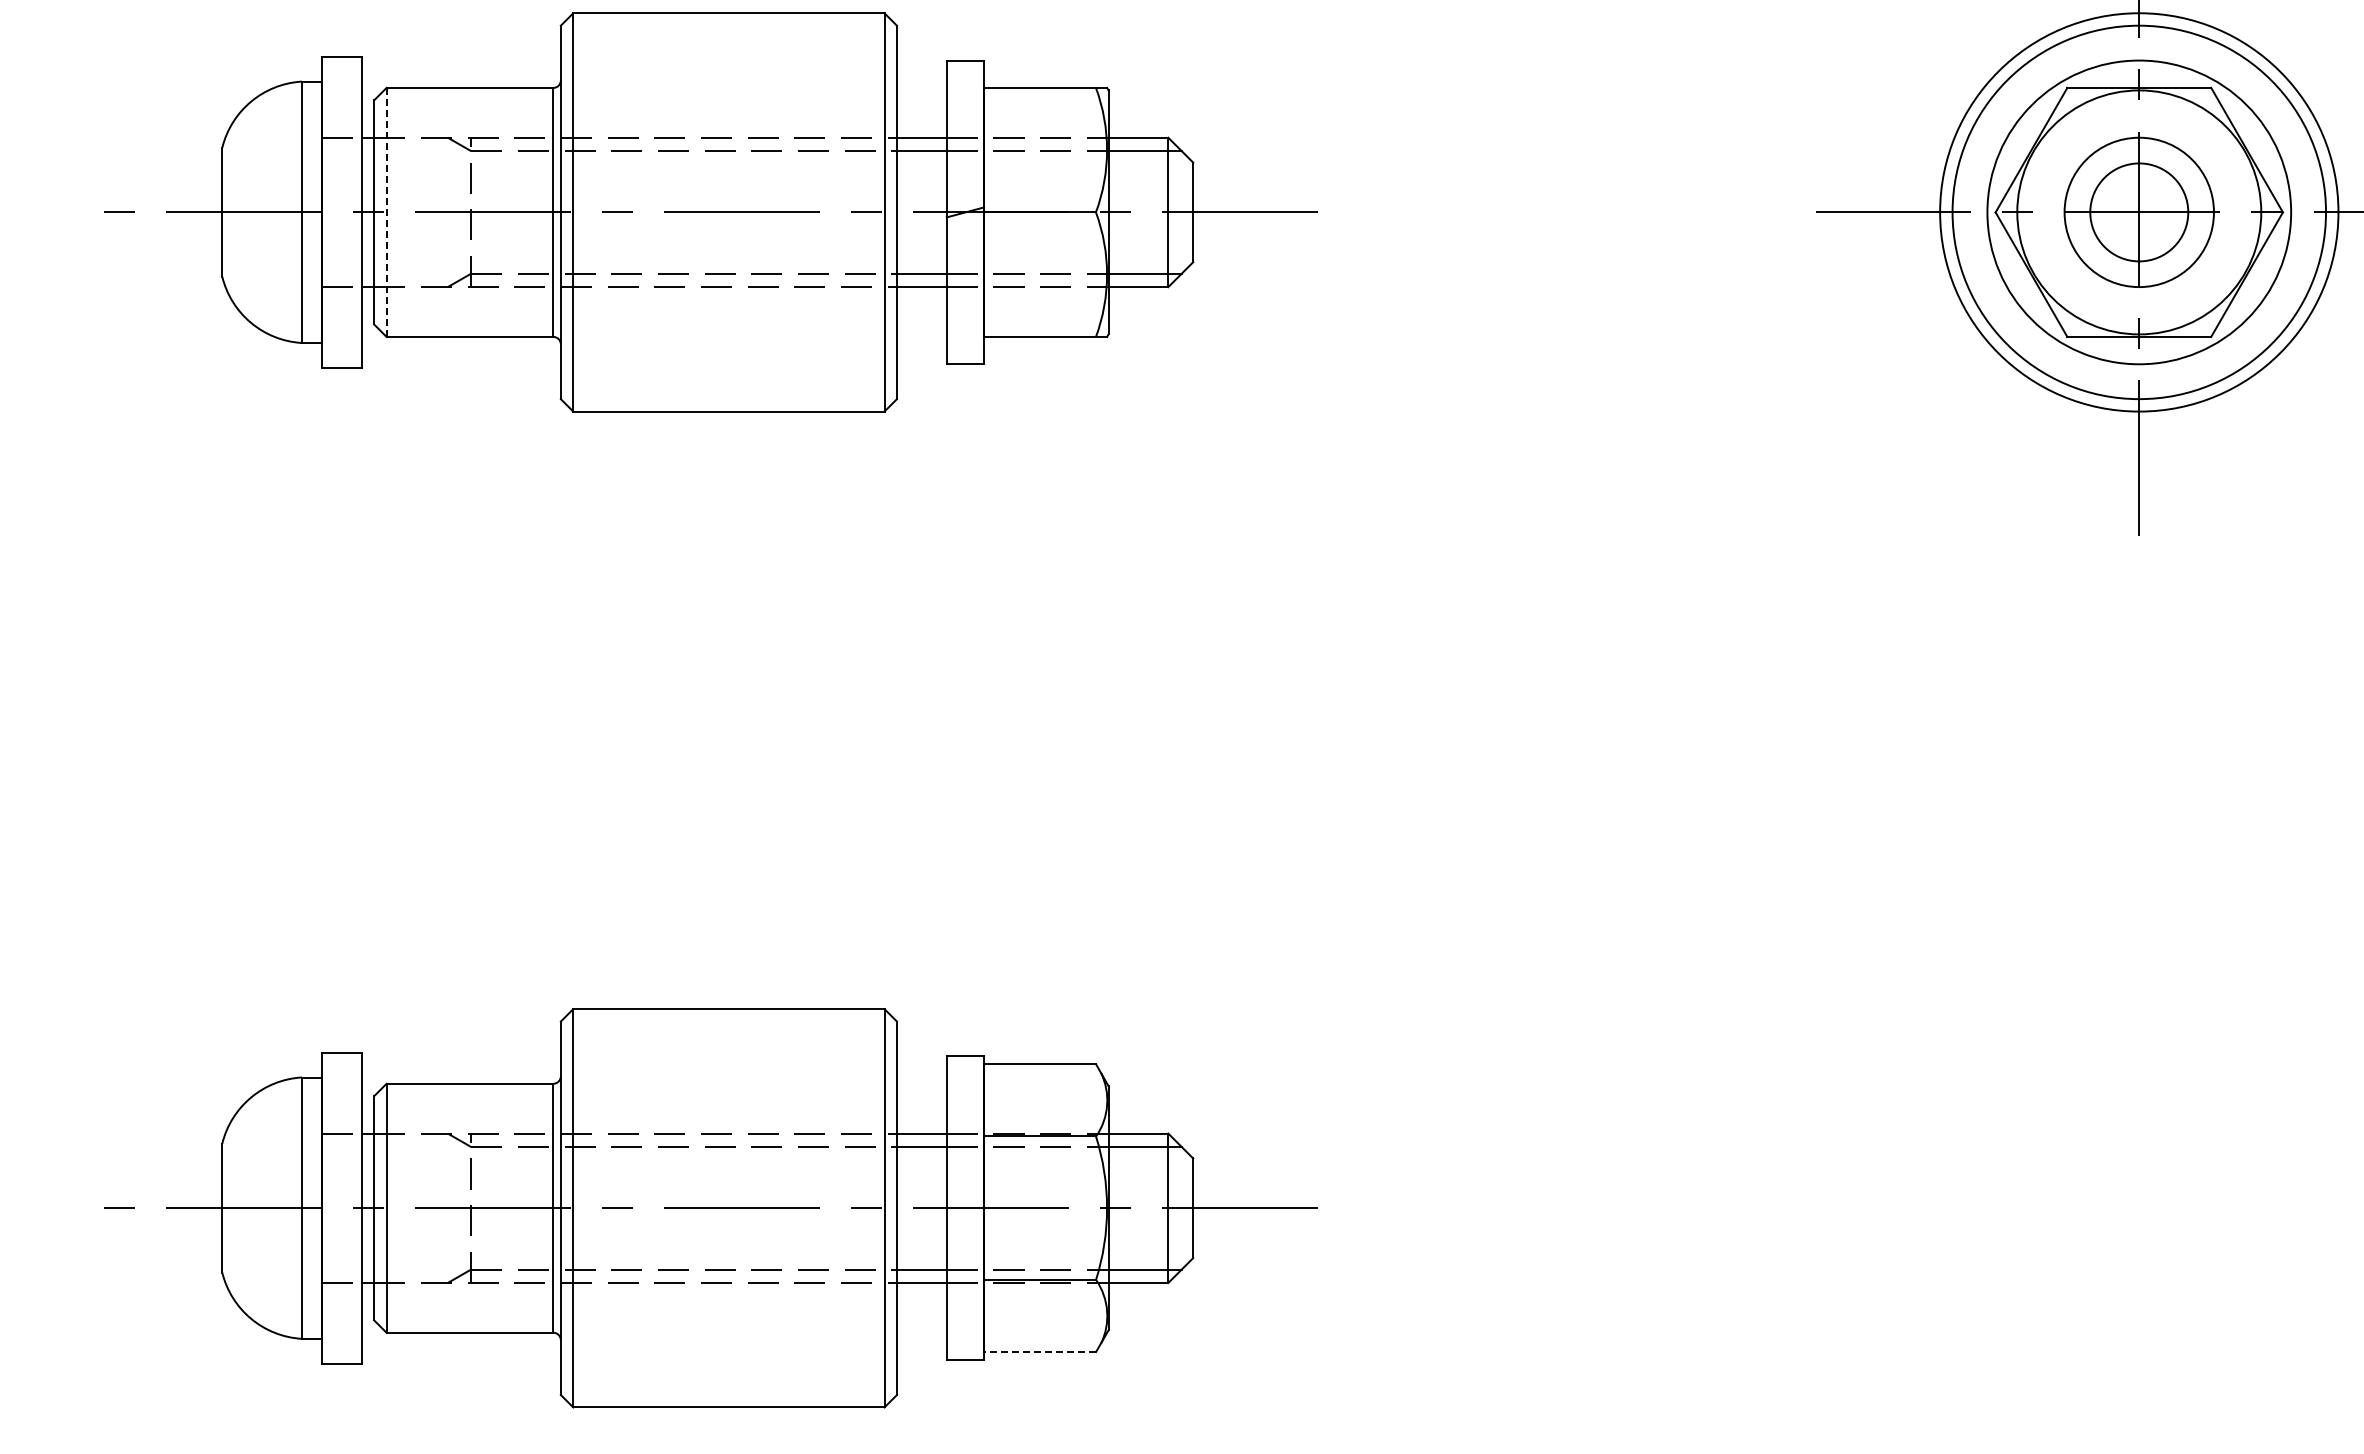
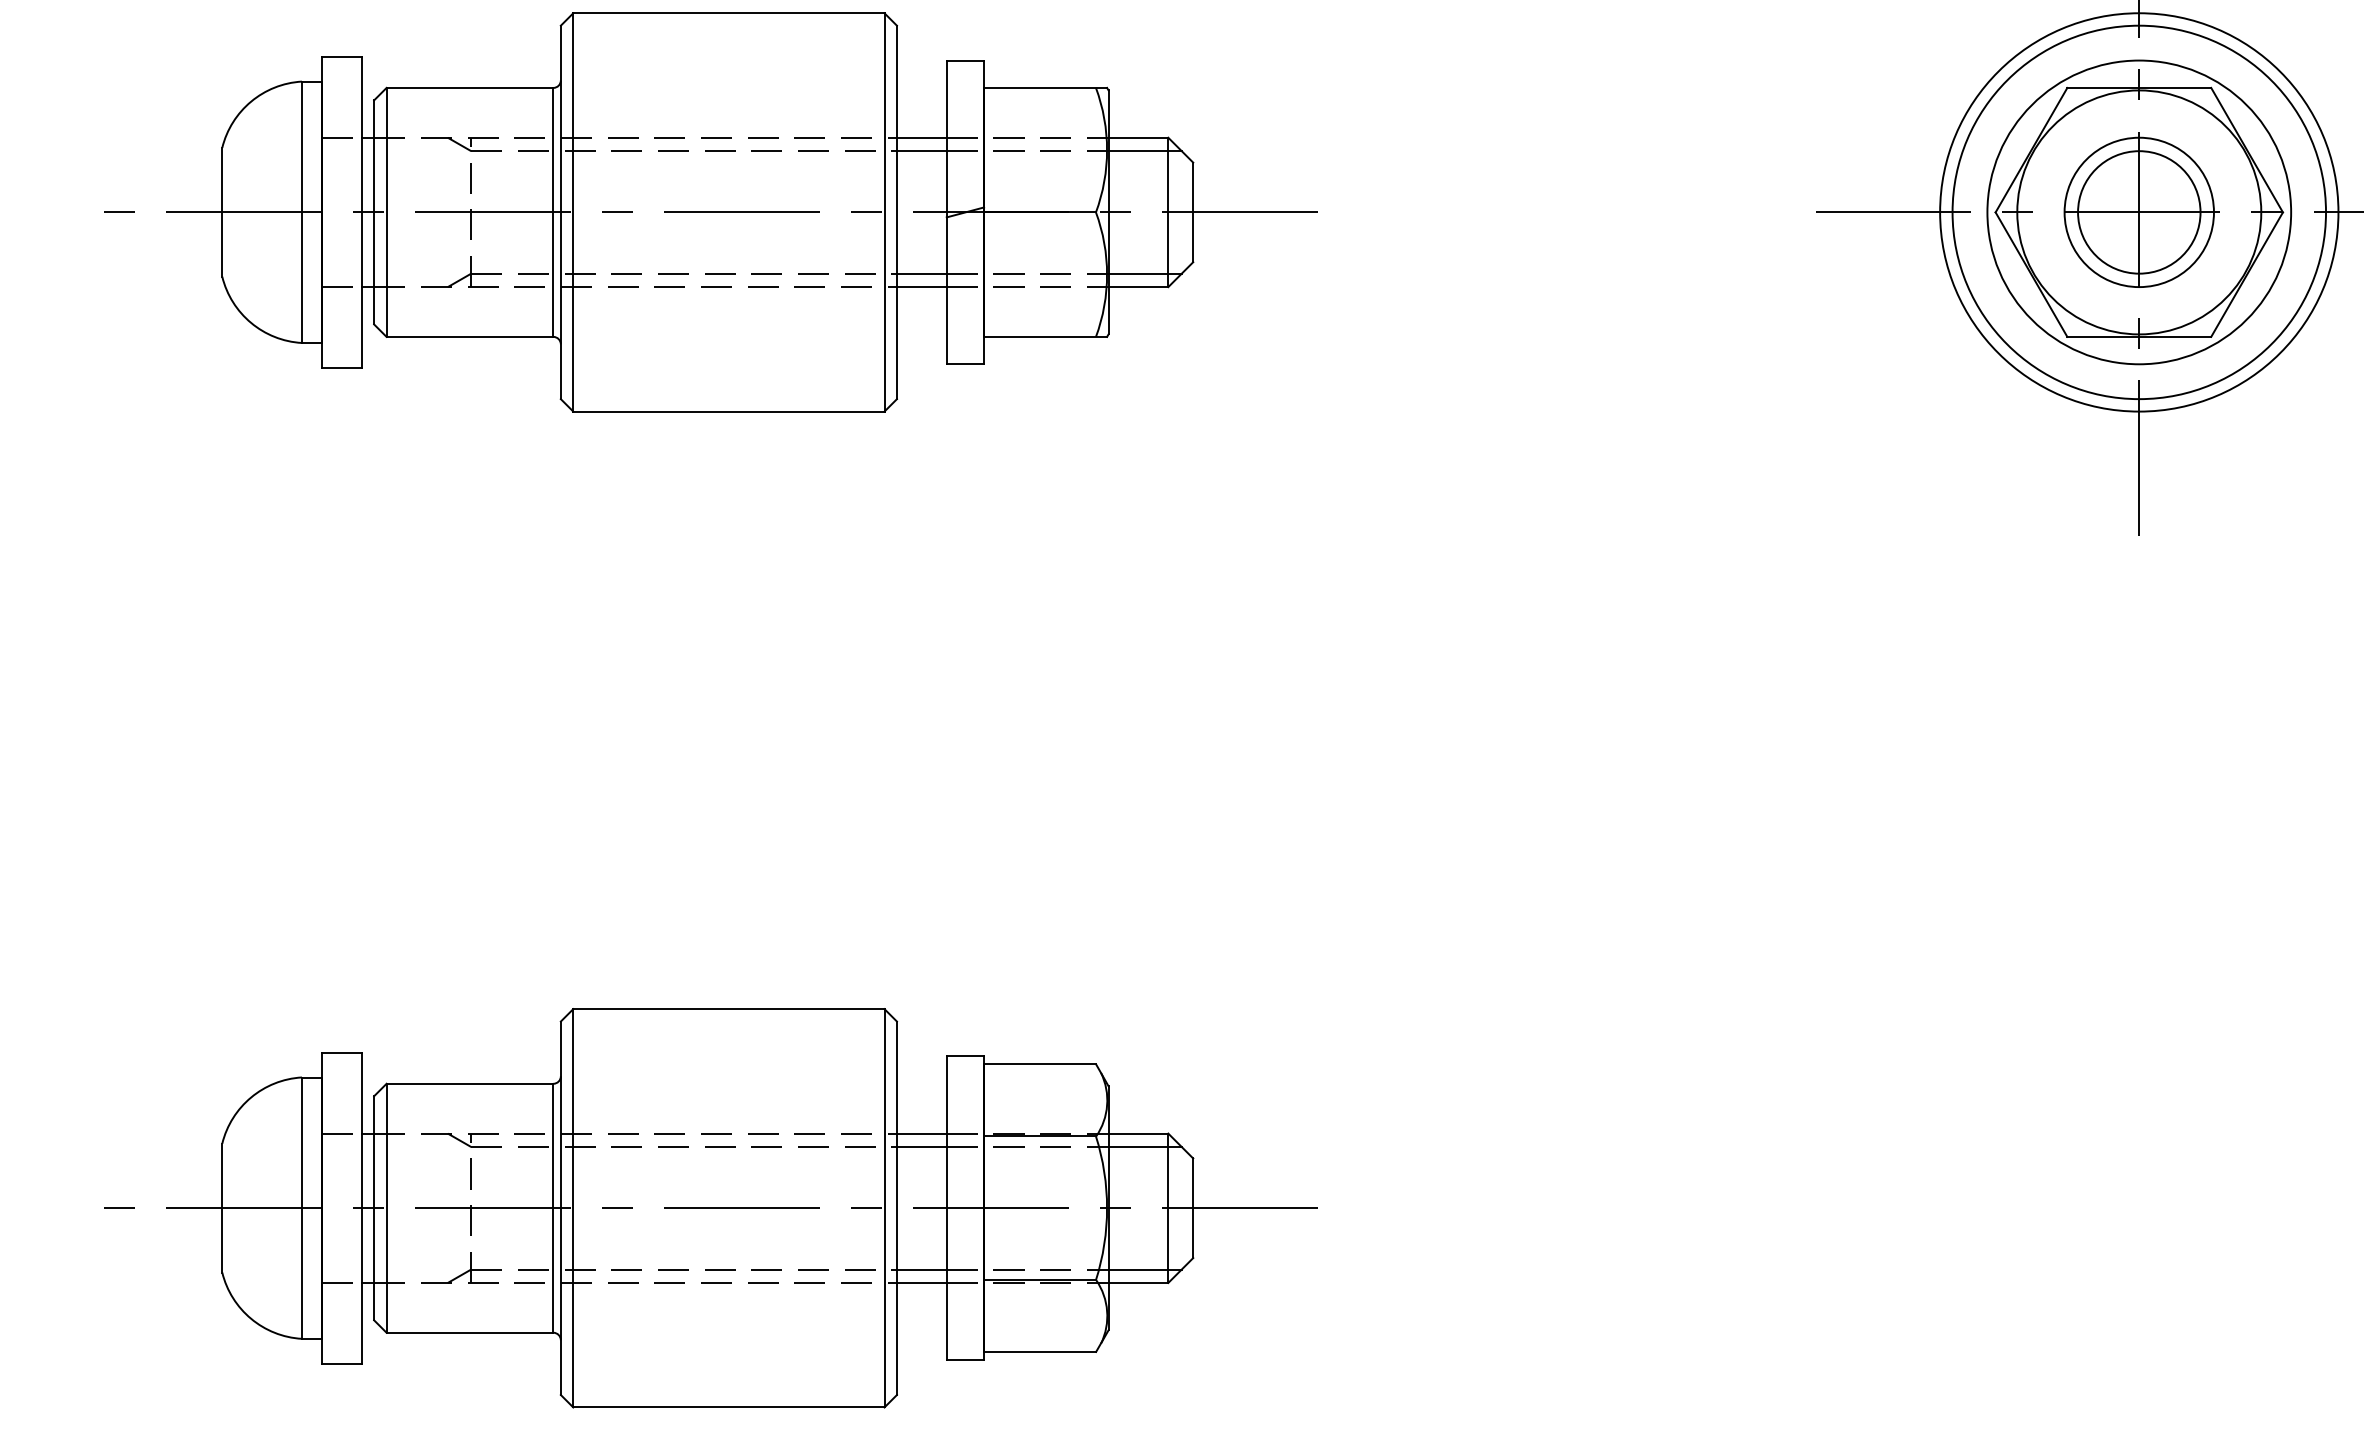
line: dashed -> solid (386, 212)
circle diameter: 98 px -> 122 px (2139, 212)
line: dashed -> solid (1039, 1351)
